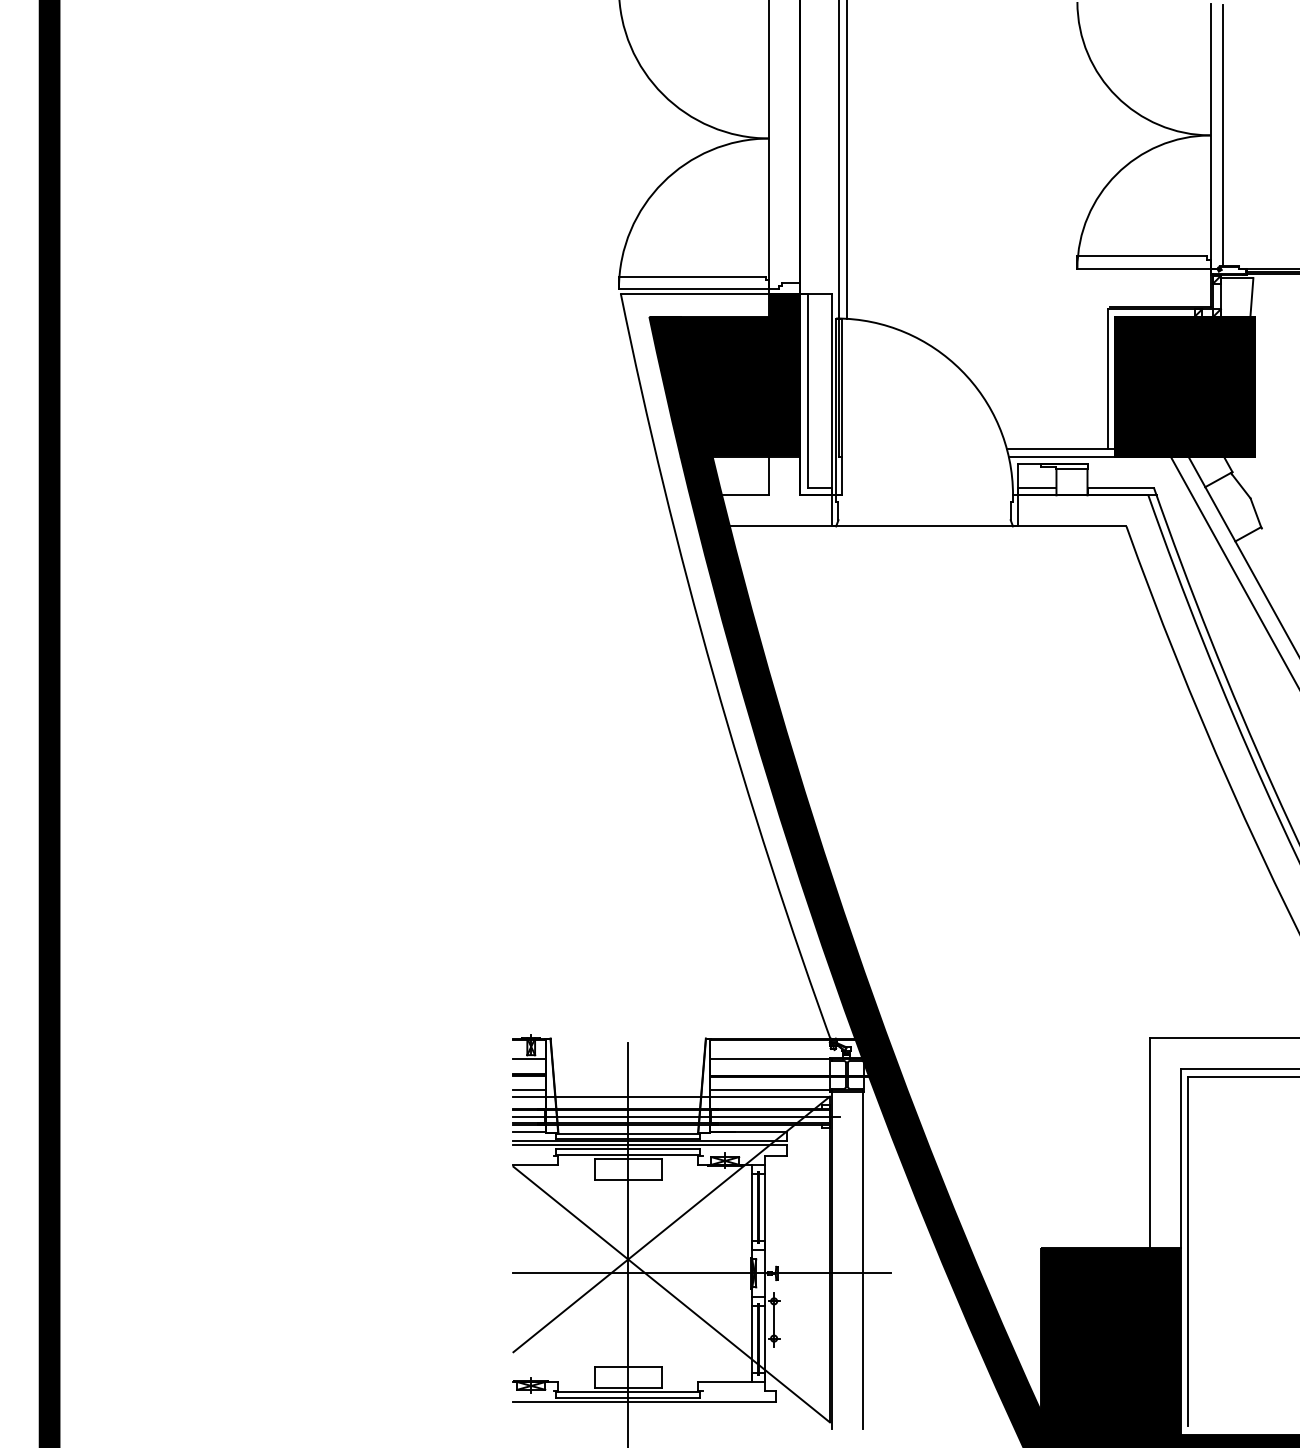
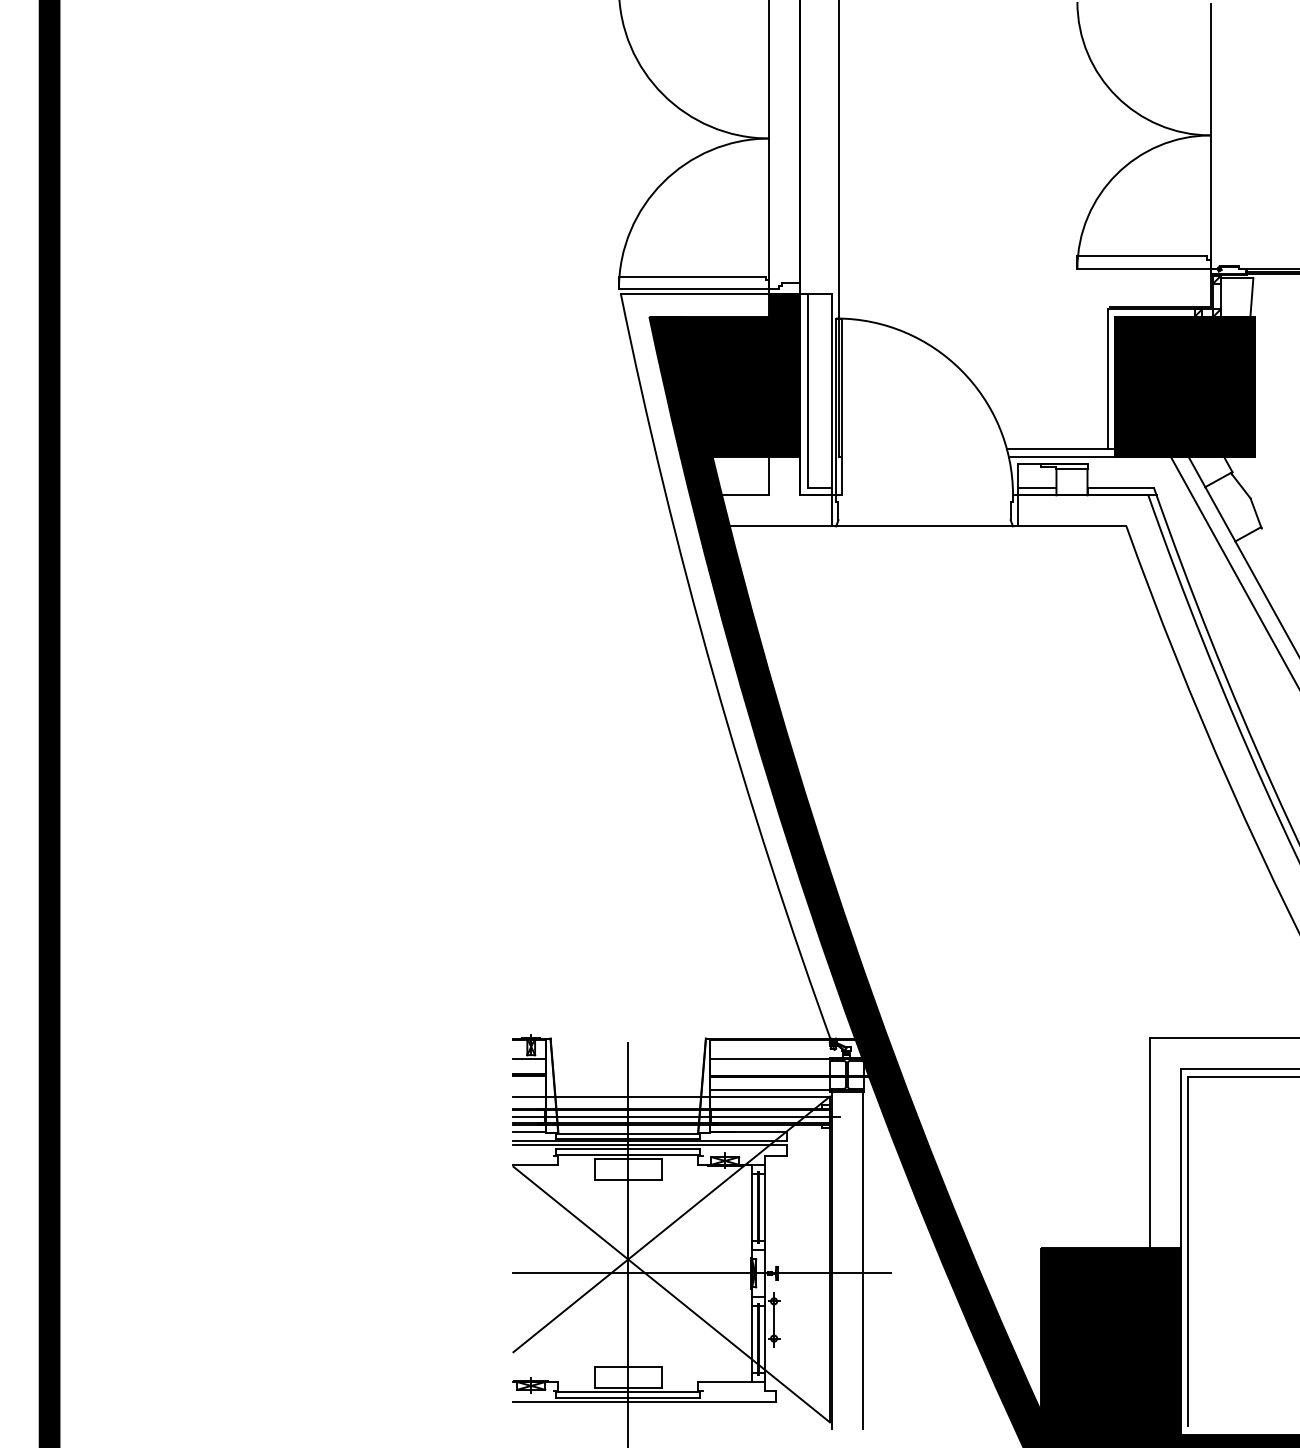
line: present -> none (1223, 135)
line: present -> none (847, 160)
line: present -> none (529, 1090)
